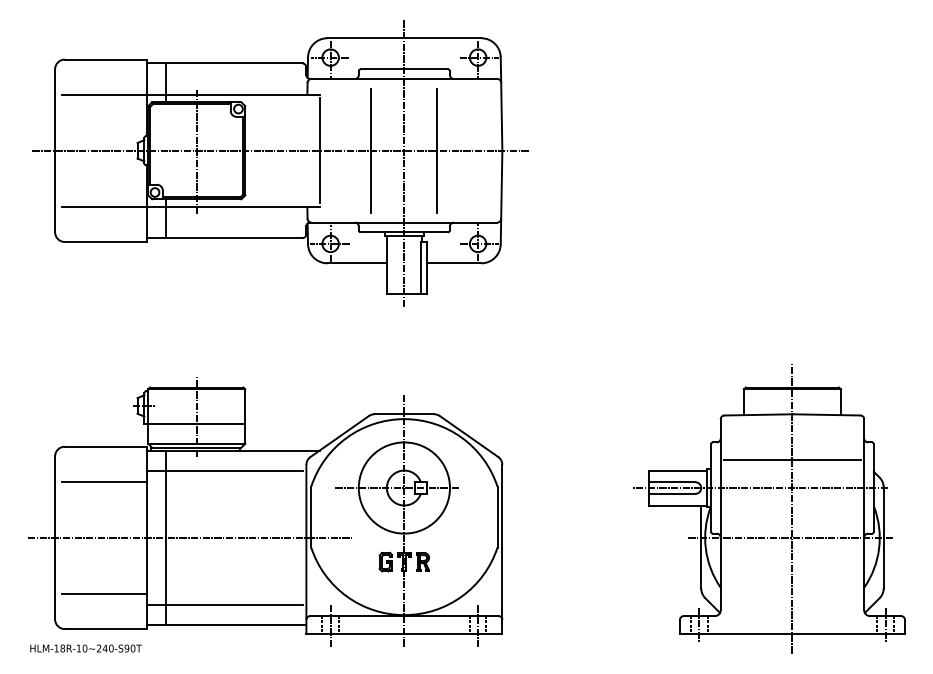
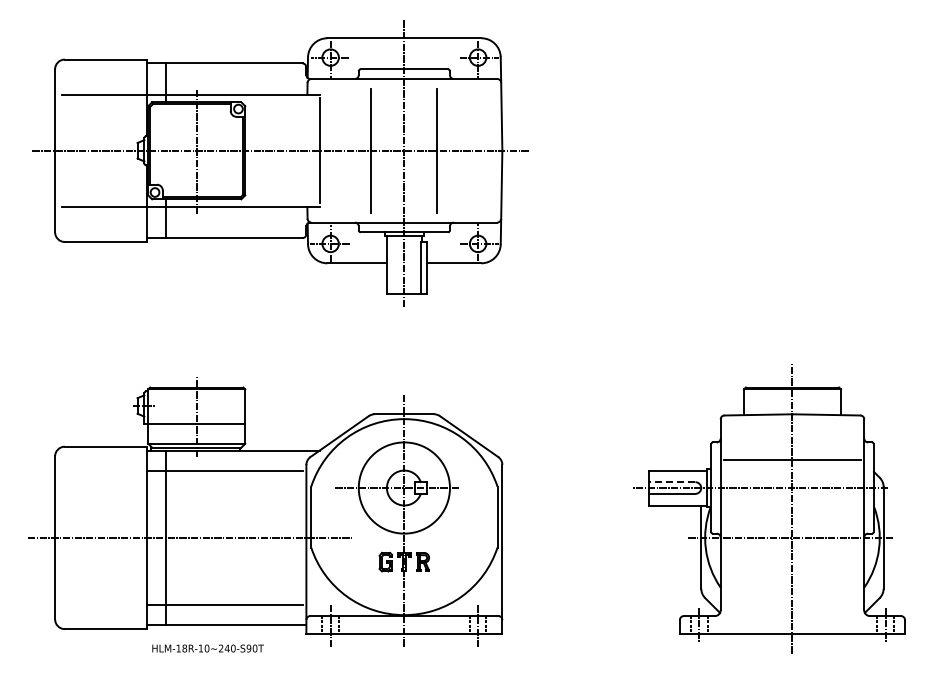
line: present -> none (104, 481)
line: solid -> dashed (671, 482)
line: present -> none (104, 594)
text position: (85, 648) -> (207, 648) (207, 648)
